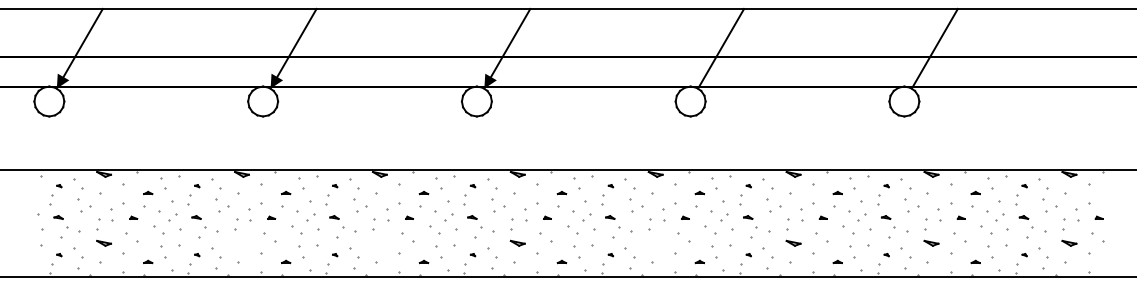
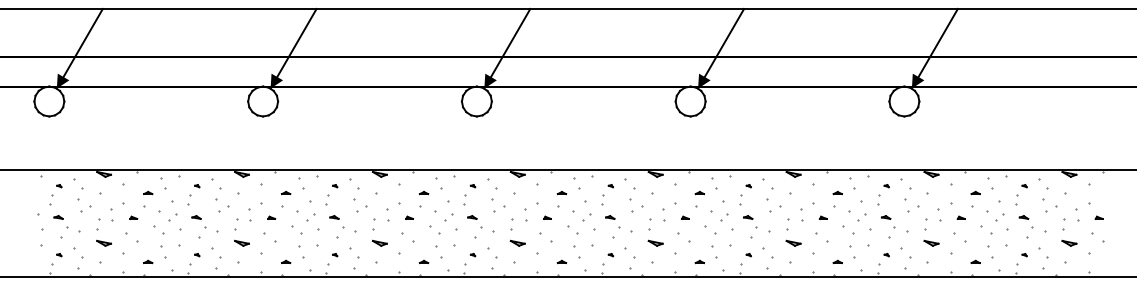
fill: none -> present (704, 80)
fill: none -> present (917, 80)
part: none -> present (241, 242)
part: none -> present (379, 242)
part: none -> present (655, 242)
